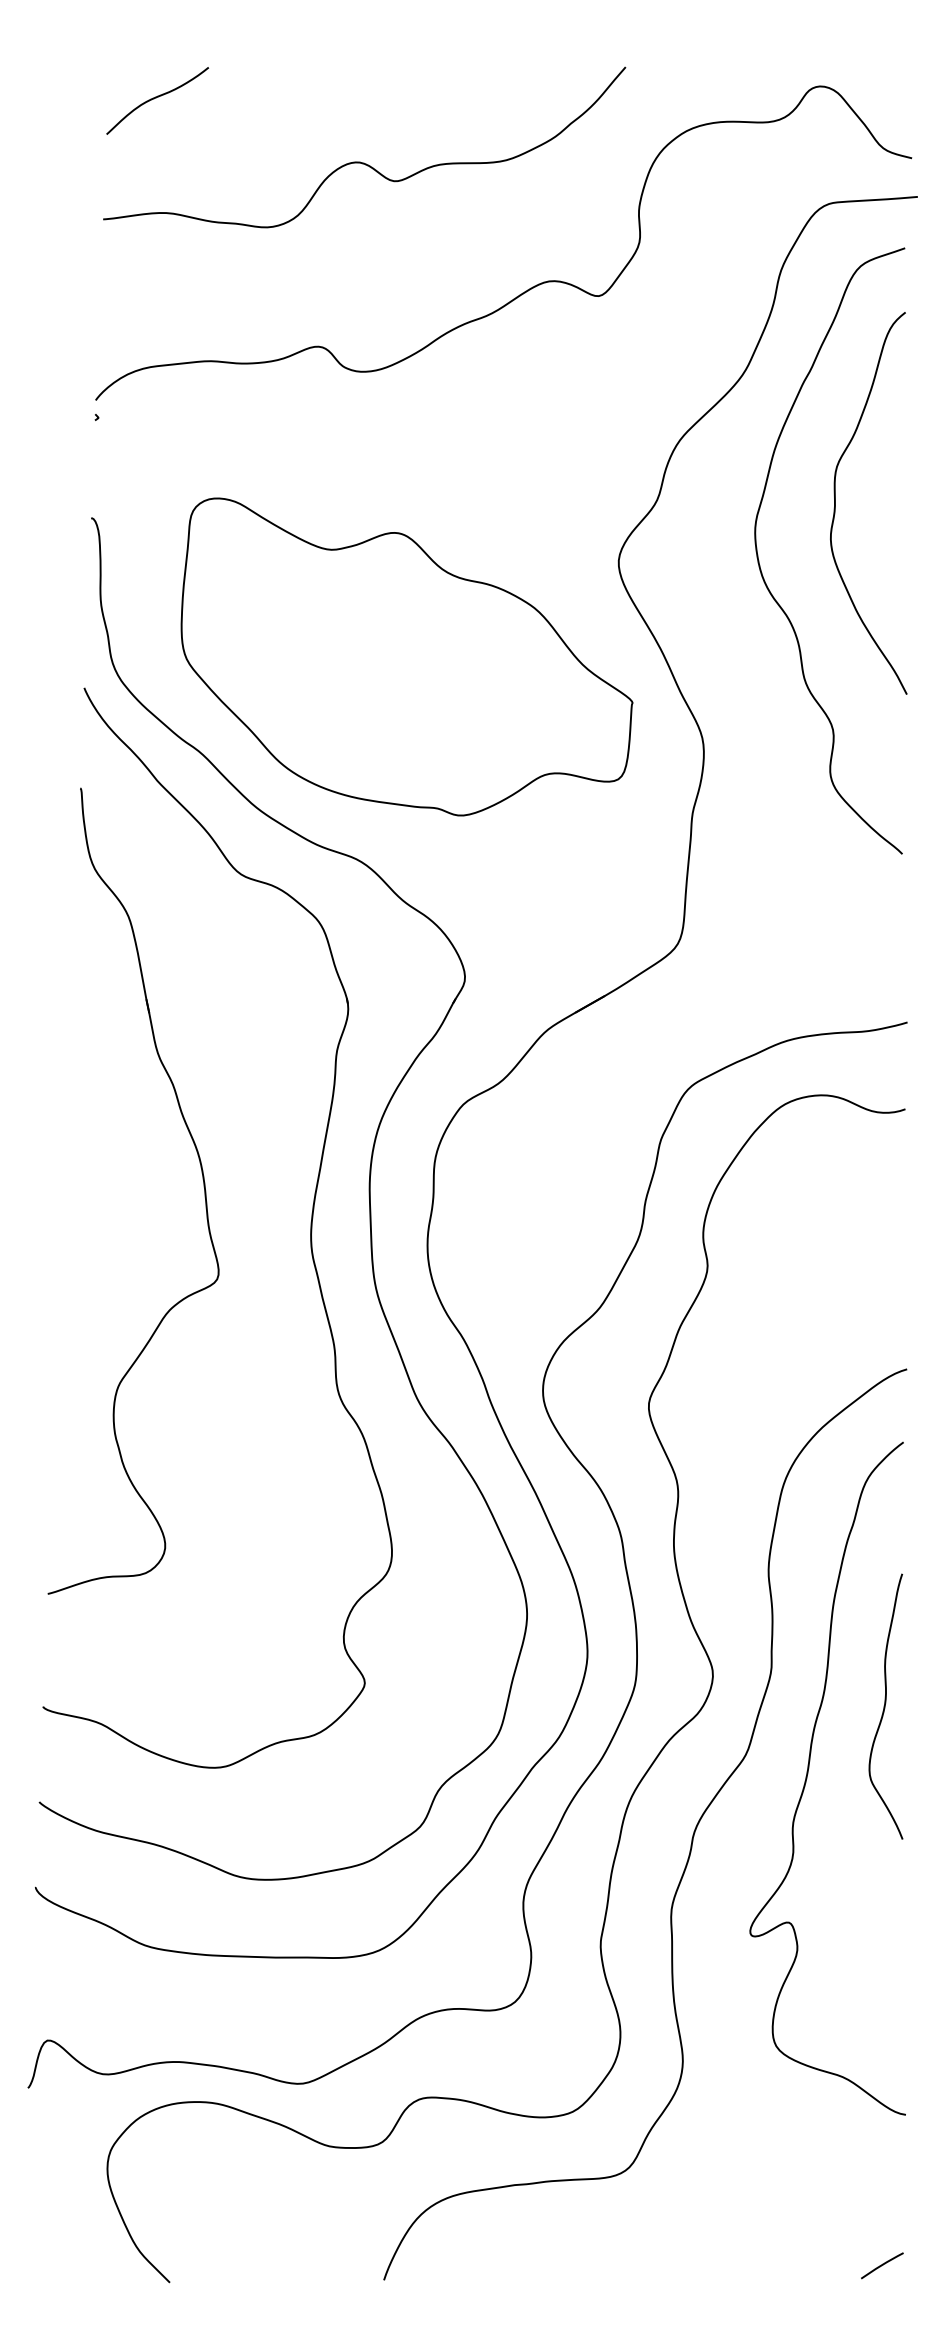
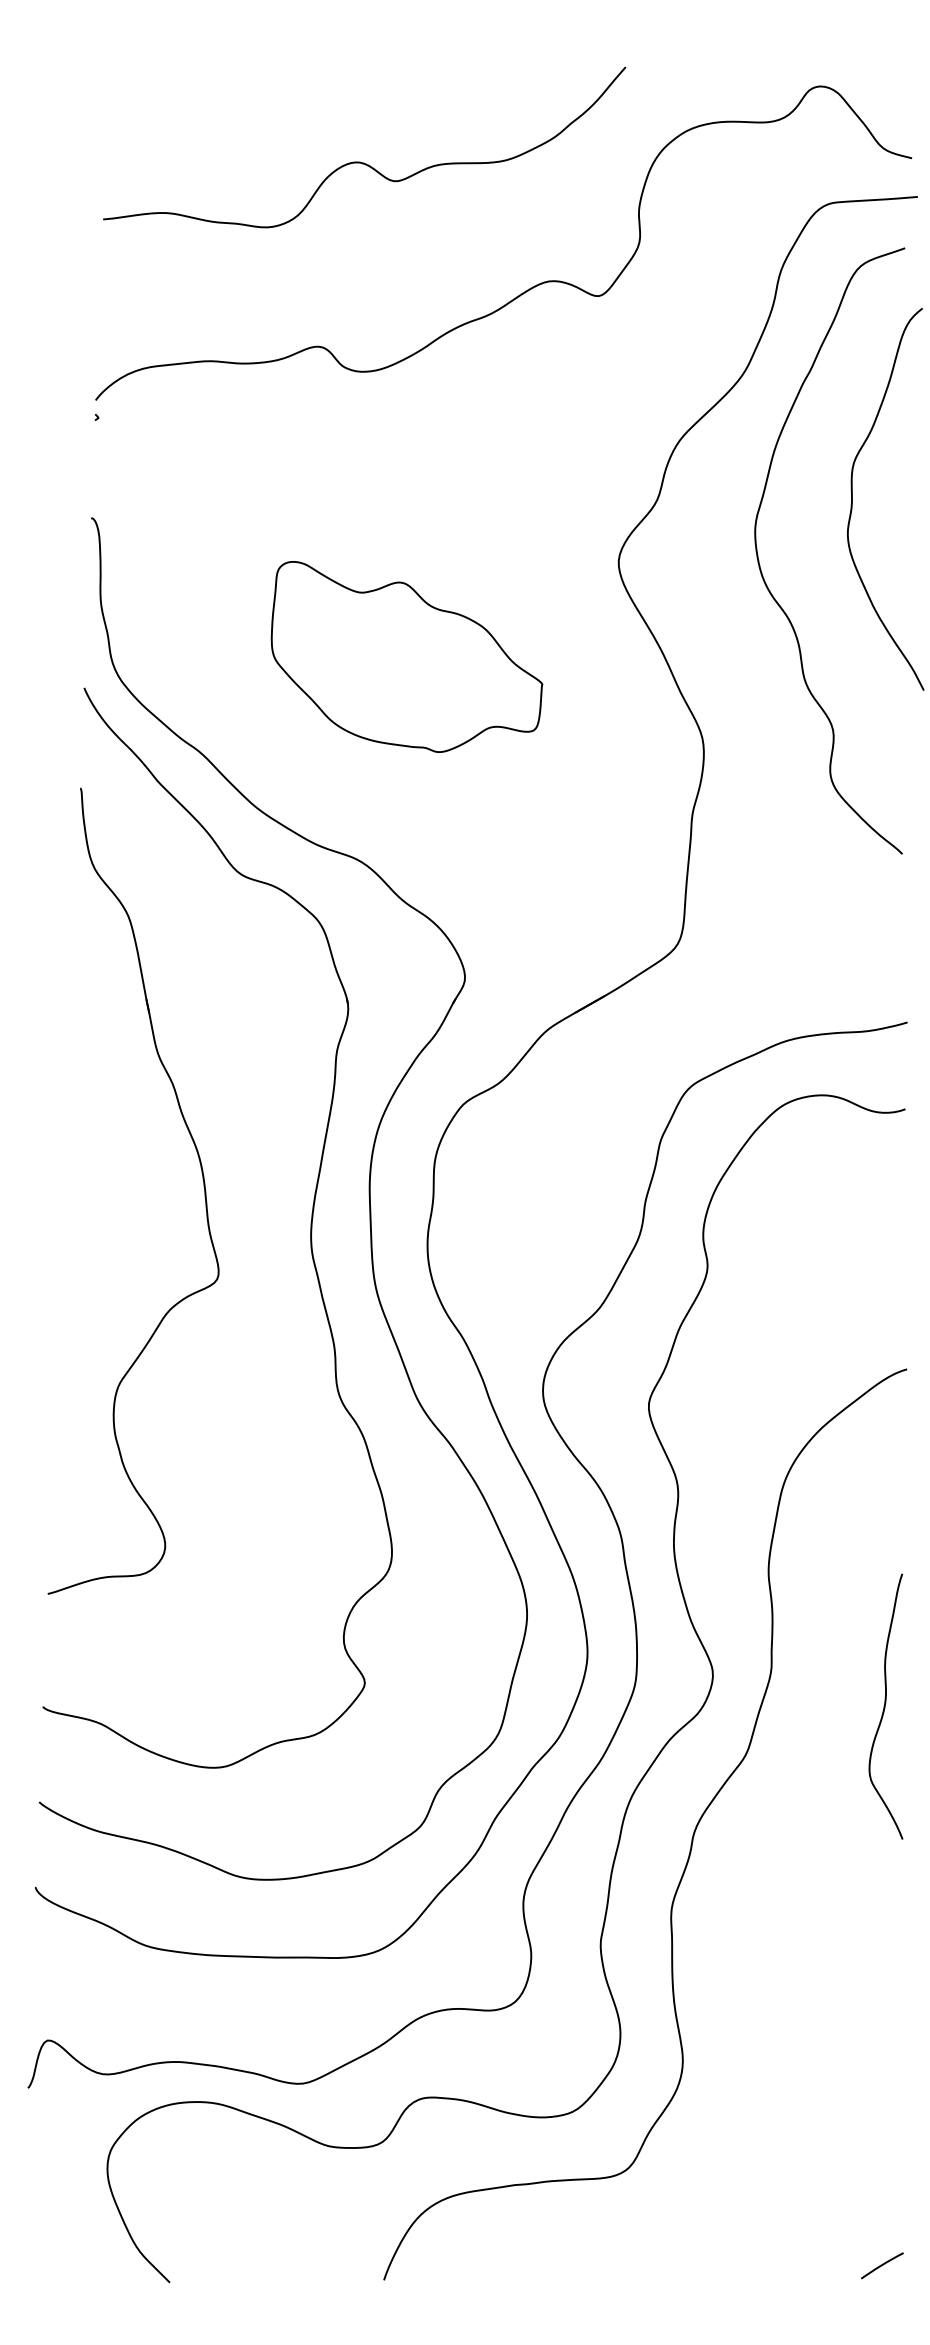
curve: present -> none (156, 98)
curve position: (835, 503) -> (852, 499) (852, 499)
part size: 454x320 px -> 274x192 px (406, 656)
curve: present -> none (808, 1774)
